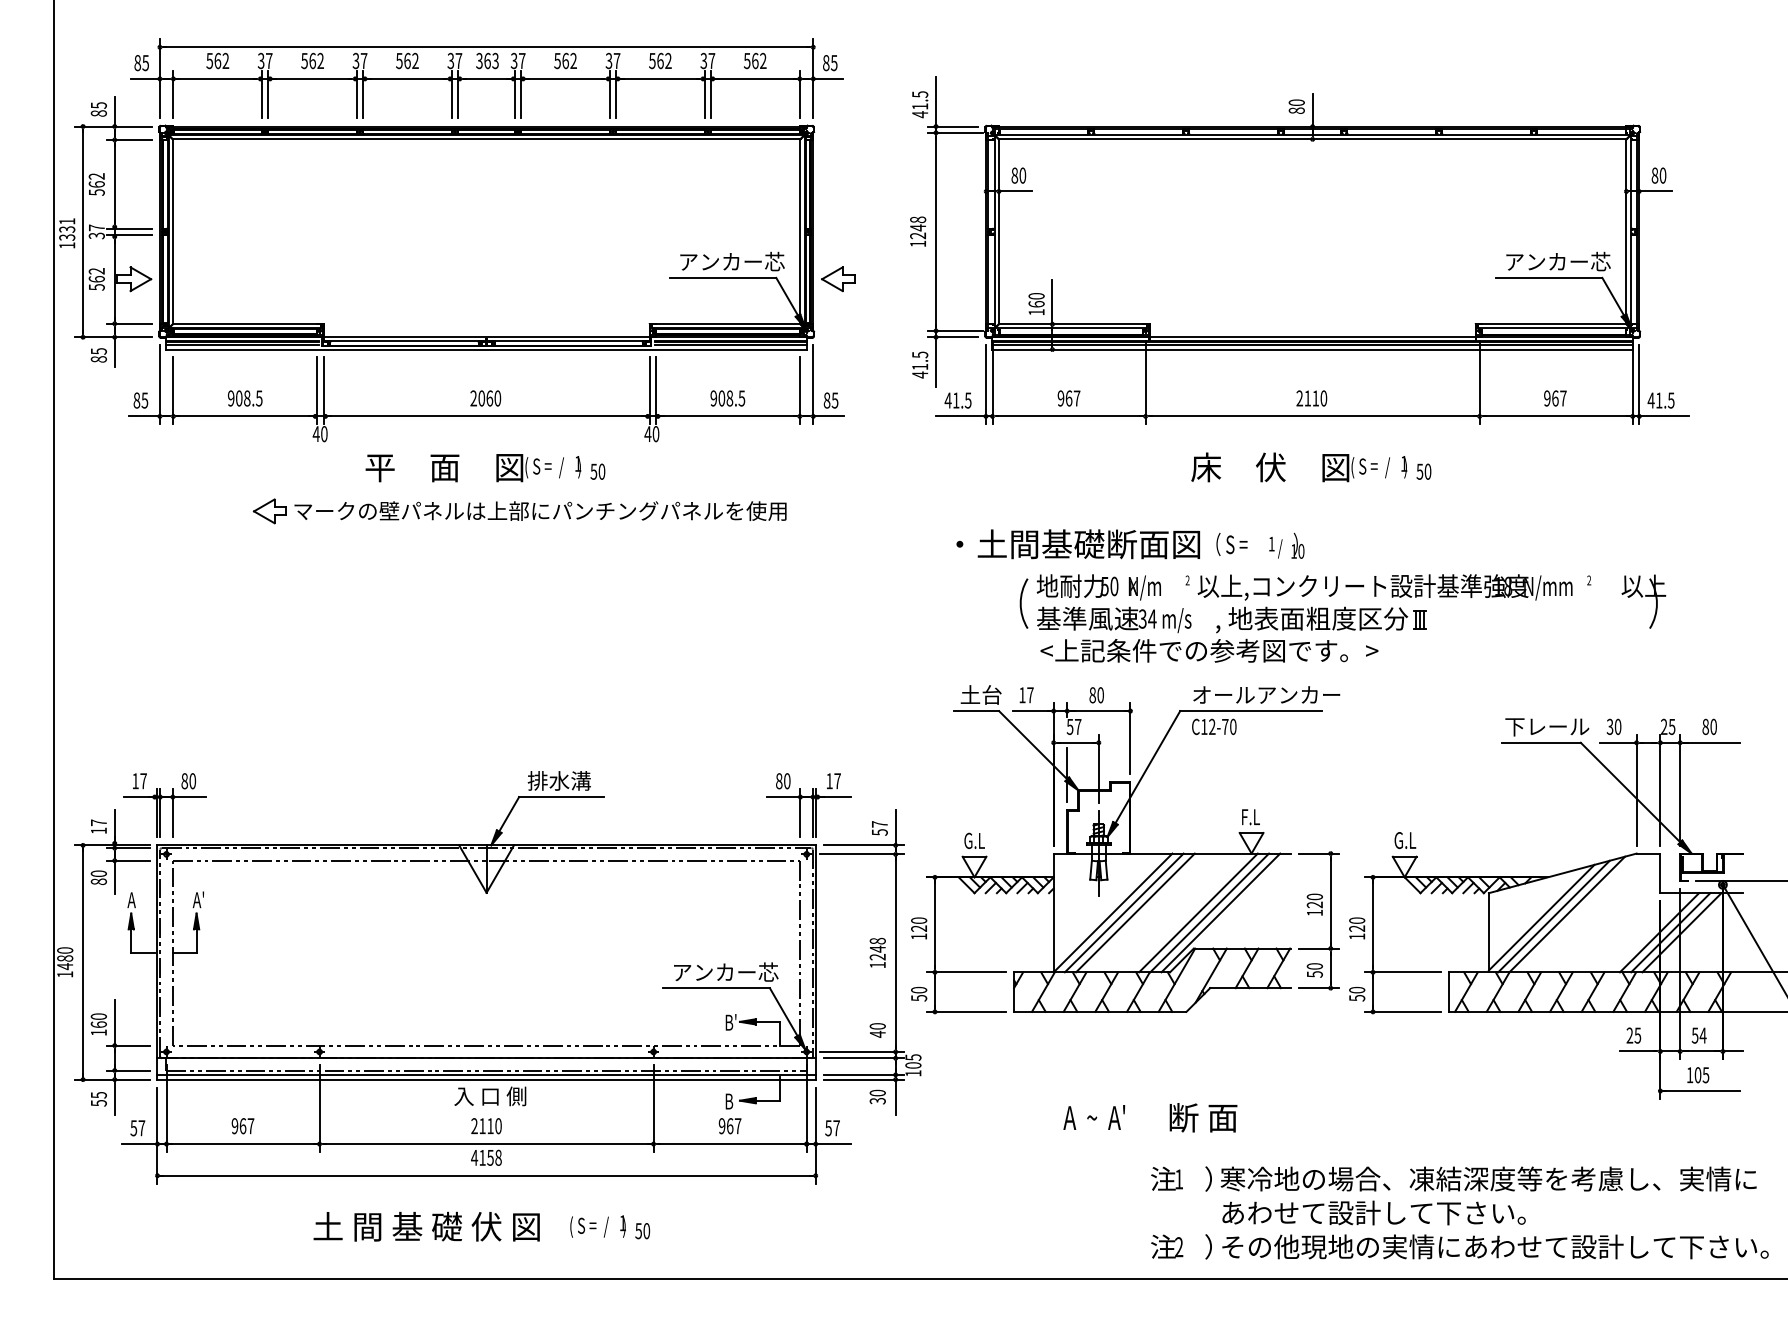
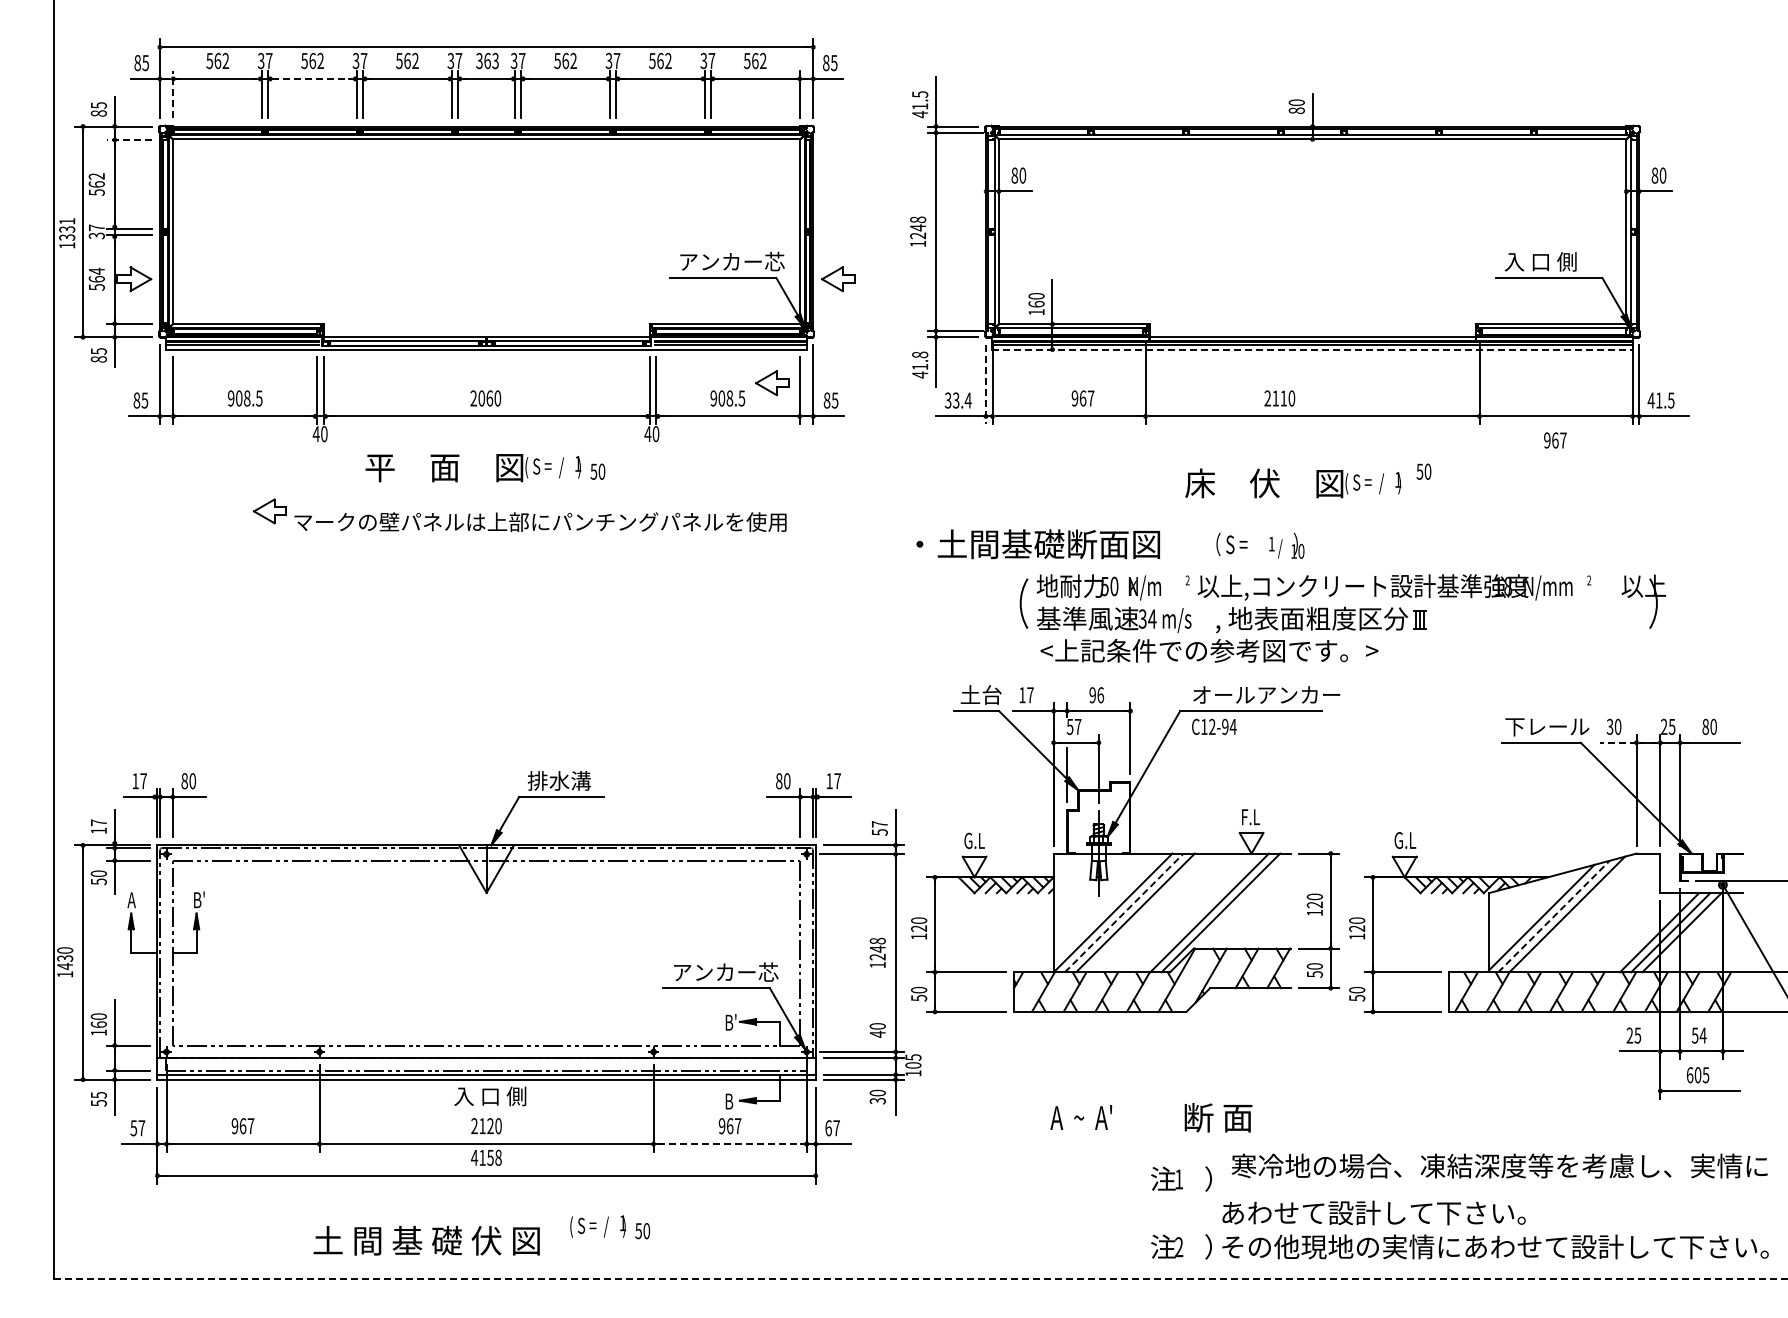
line: solid -> dashed (311, 78)
line: solid -> dashed (173, 94)
line: solid -> dashed (129, 139)
text: アンカー芯 -> 入 口 側 (1557, 261)
text: 562 -> 564 (96, 270)
line: solid -> dashed (1313, 349)
text: 41.5 -> 41.8 (920, 354)
part: none -> present (772, 383)
line: solid -> dashed (985, 384)
text position: (1068, 398) -> (1082, 398) (1082, 398)
text position: (1311, 398) -> (1279, 398) (1279, 398)
text position: (1555, 398) -> (1555, 440) (1555, 440)
text: 41.5 -> 33.4 (957, 400)
text position: (1299, 467) -> (1293, 483) (1293, 483)
text position: (540, 510) -> (540, 521) (540, 521)
text position: (1077, 544) -> (1037, 544) (1037, 544)
text: 80 -> 96 (1096, 695)
text: C12-70 -> C12-94 (1229, 726)
line: solid -> dashed (1617, 742)
text: 80 -> 50 (98, 881)
text: A' -> B' (198, 899)
line: solid -> dashed (1124, 912)
line: present -> none (1198, 912)
line: solid -> dashed (1554, 916)
text: 1480 -> 1430 (65, 958)
text: 105 -> 605 (1690, 1075)
text position: (1094, 1117) -> (1081, 1117) (1081, 1117)
text position: (1203, 1117) -> (1218, 1117) (1218, 1117)
text: 2110 -> 2120 (490, 1125)
text: 57 -> 67 (828, 1128)
line: solid -> dashed (730, 1144)
text position: (1488, 1178) -> (1499, 1165) (1499, 1165)
text position: (426, 1226) -> (426, 1240) (426, 1240)
line: solid -> dashed (920, 1278)
